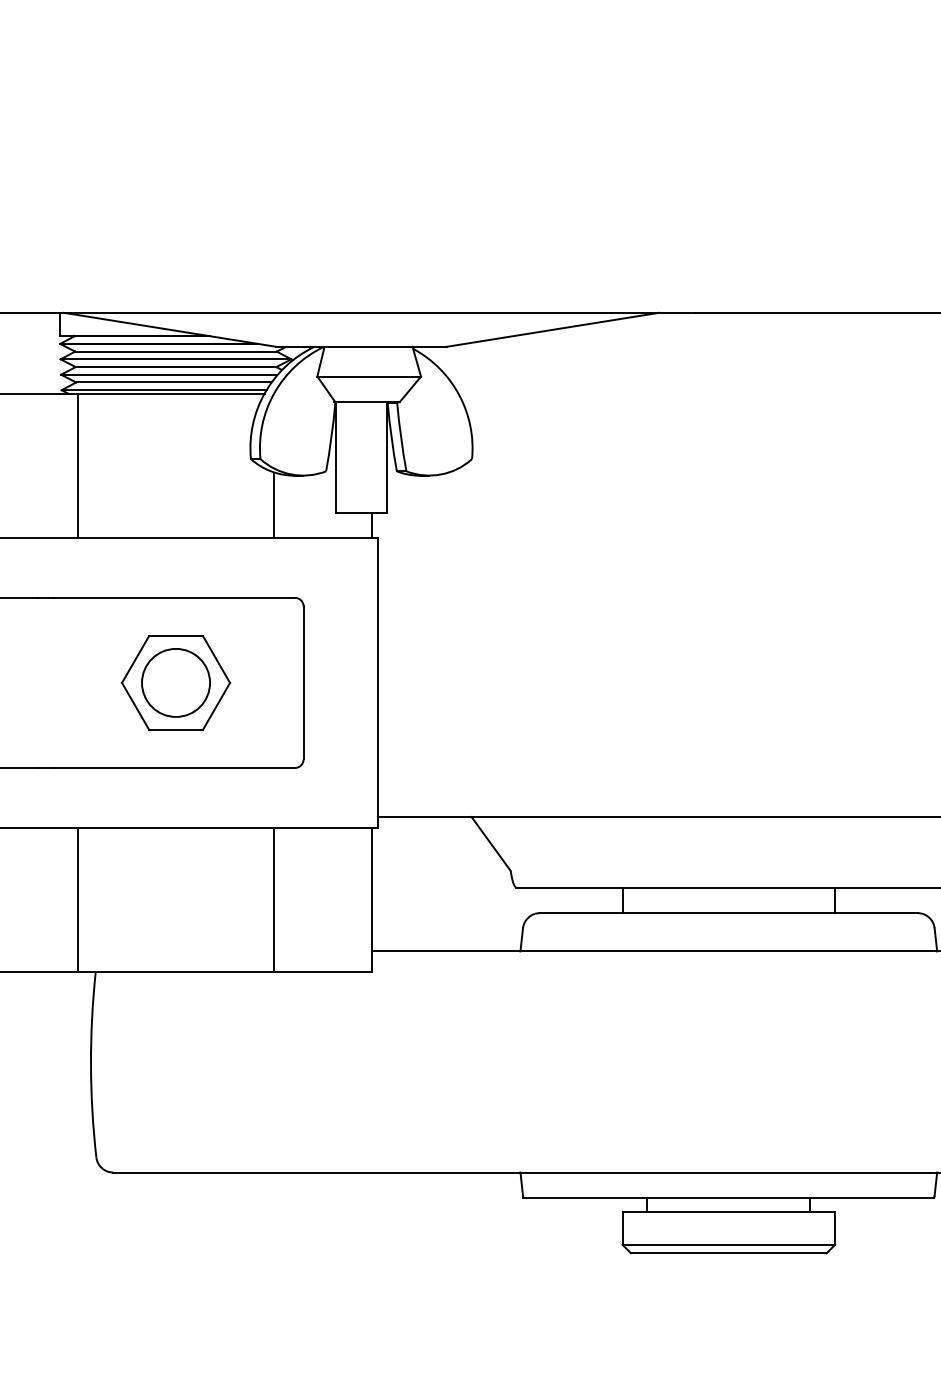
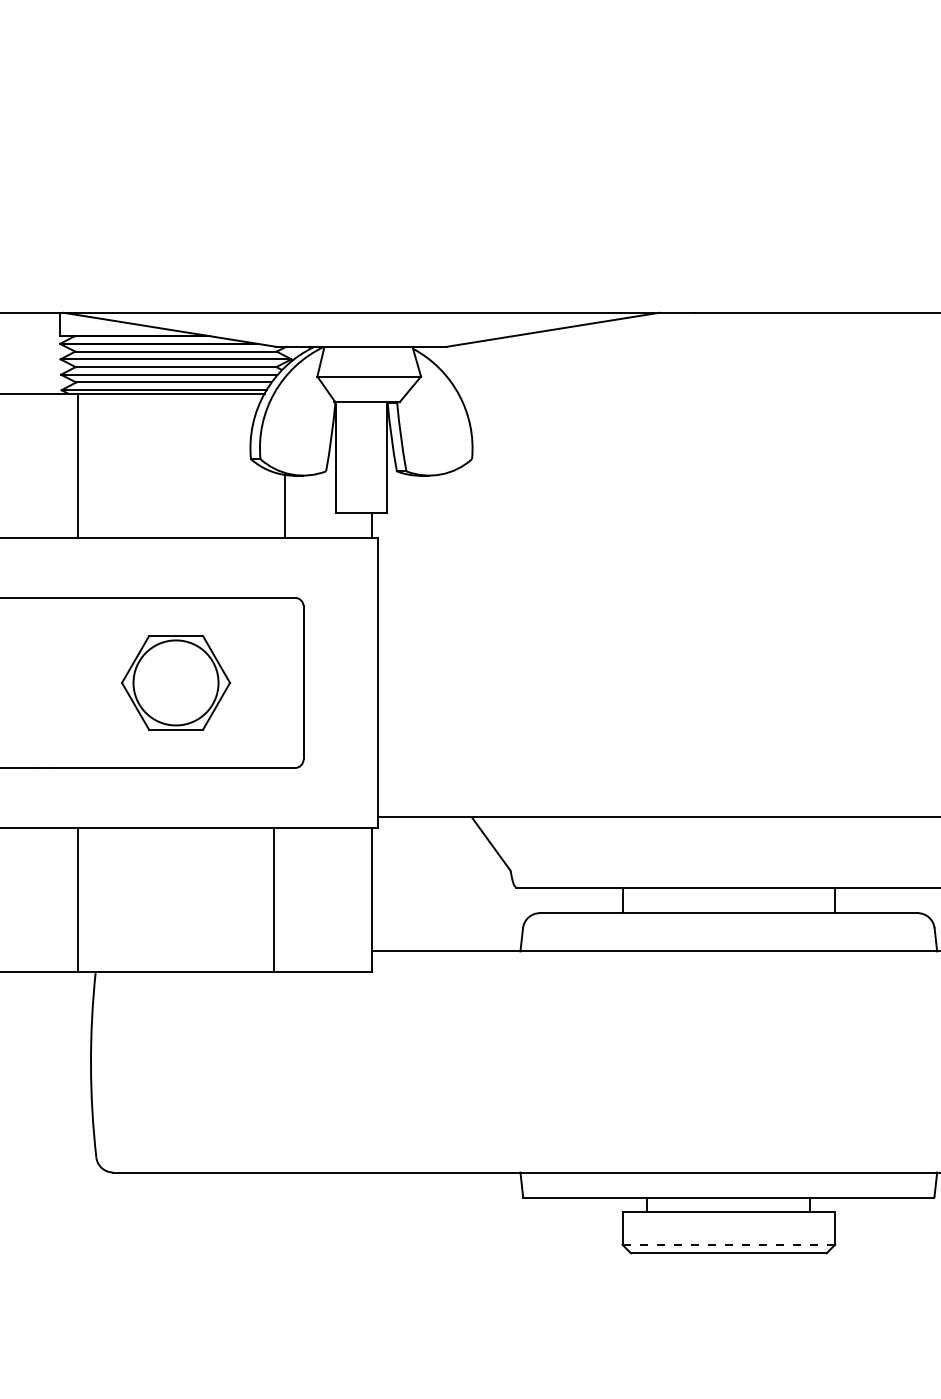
line position: (274, 505) -> (285, 505) (285, 505)
circle diameter: 68 px -> 85 px (175, 682)
line: solid -> dashed (729, 1244)
